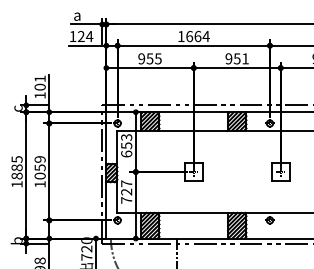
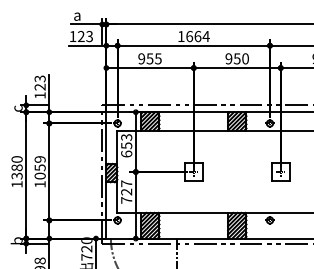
text: 124 -> 123 (89, 36)
text: 951 -> 950 (245, 58)
text: 101 -> 123 (39, 82)
text: 1885 -> 1380 (16, 167)
